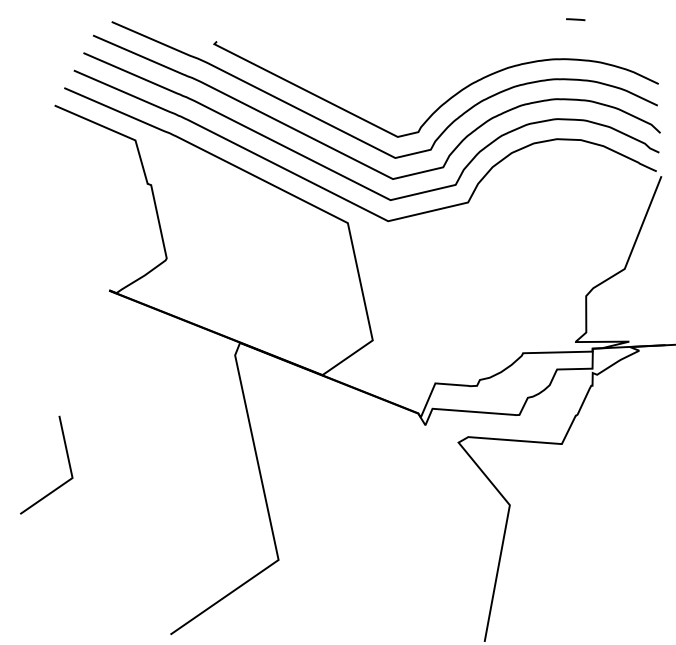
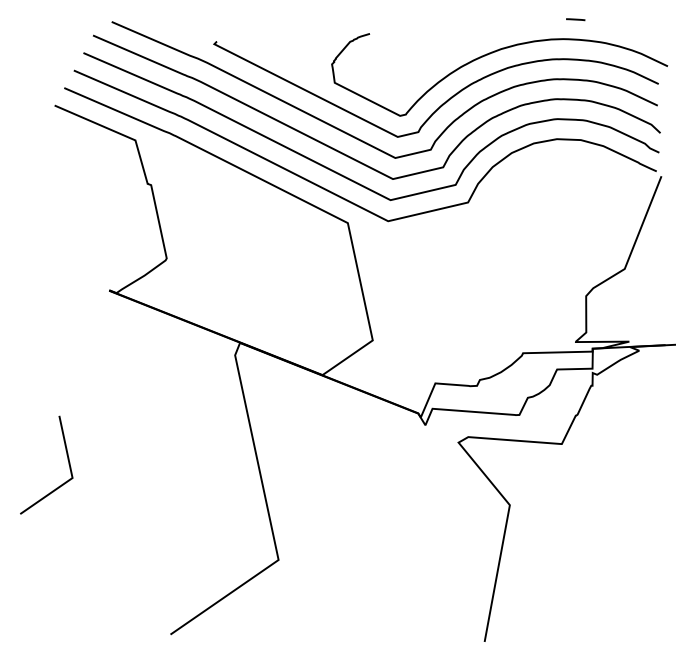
curve: none -> present (490, 54)
